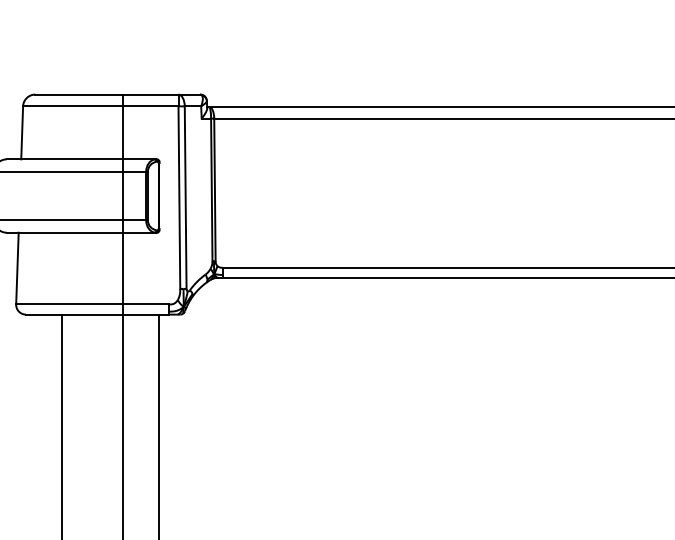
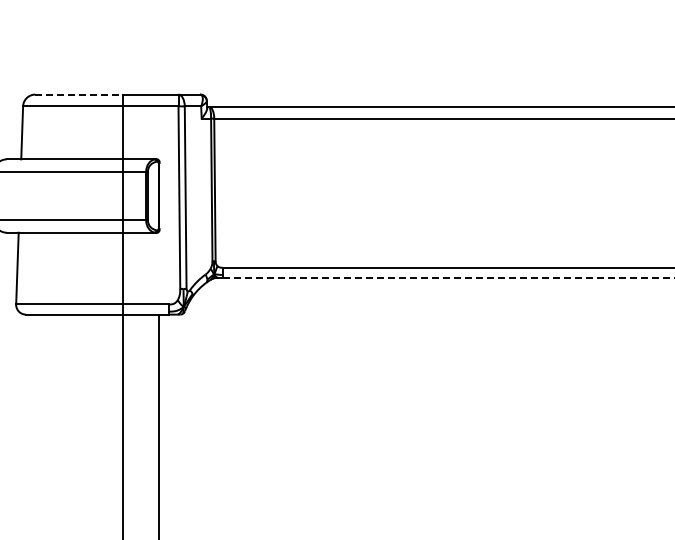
line: solid -> dashed (79, 94)
line: solid -> dashed (448, 277)
line: present -> none (61, 425)
